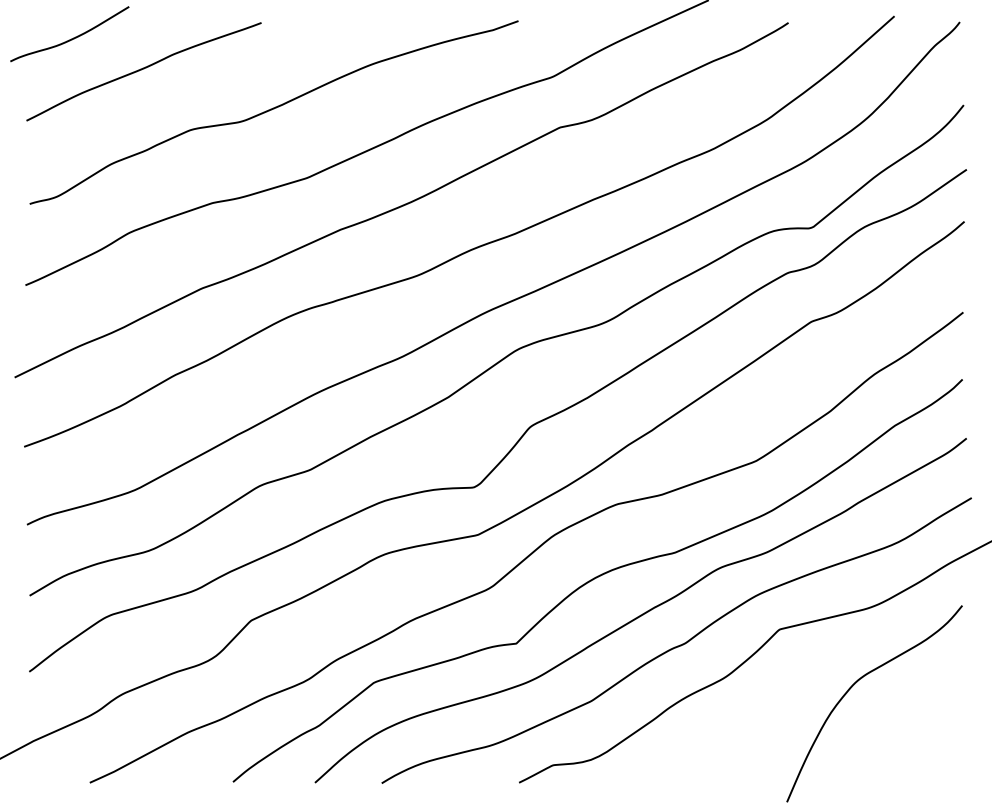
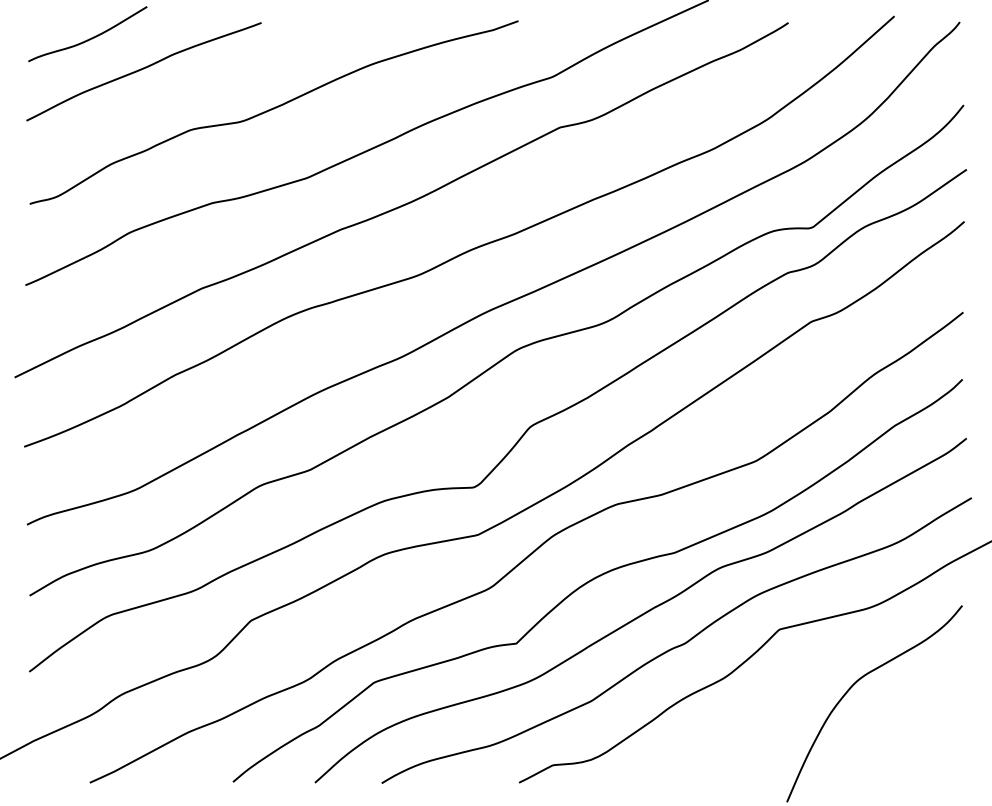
curve position: (71, 38) -> (89, 38) (89, 38)
